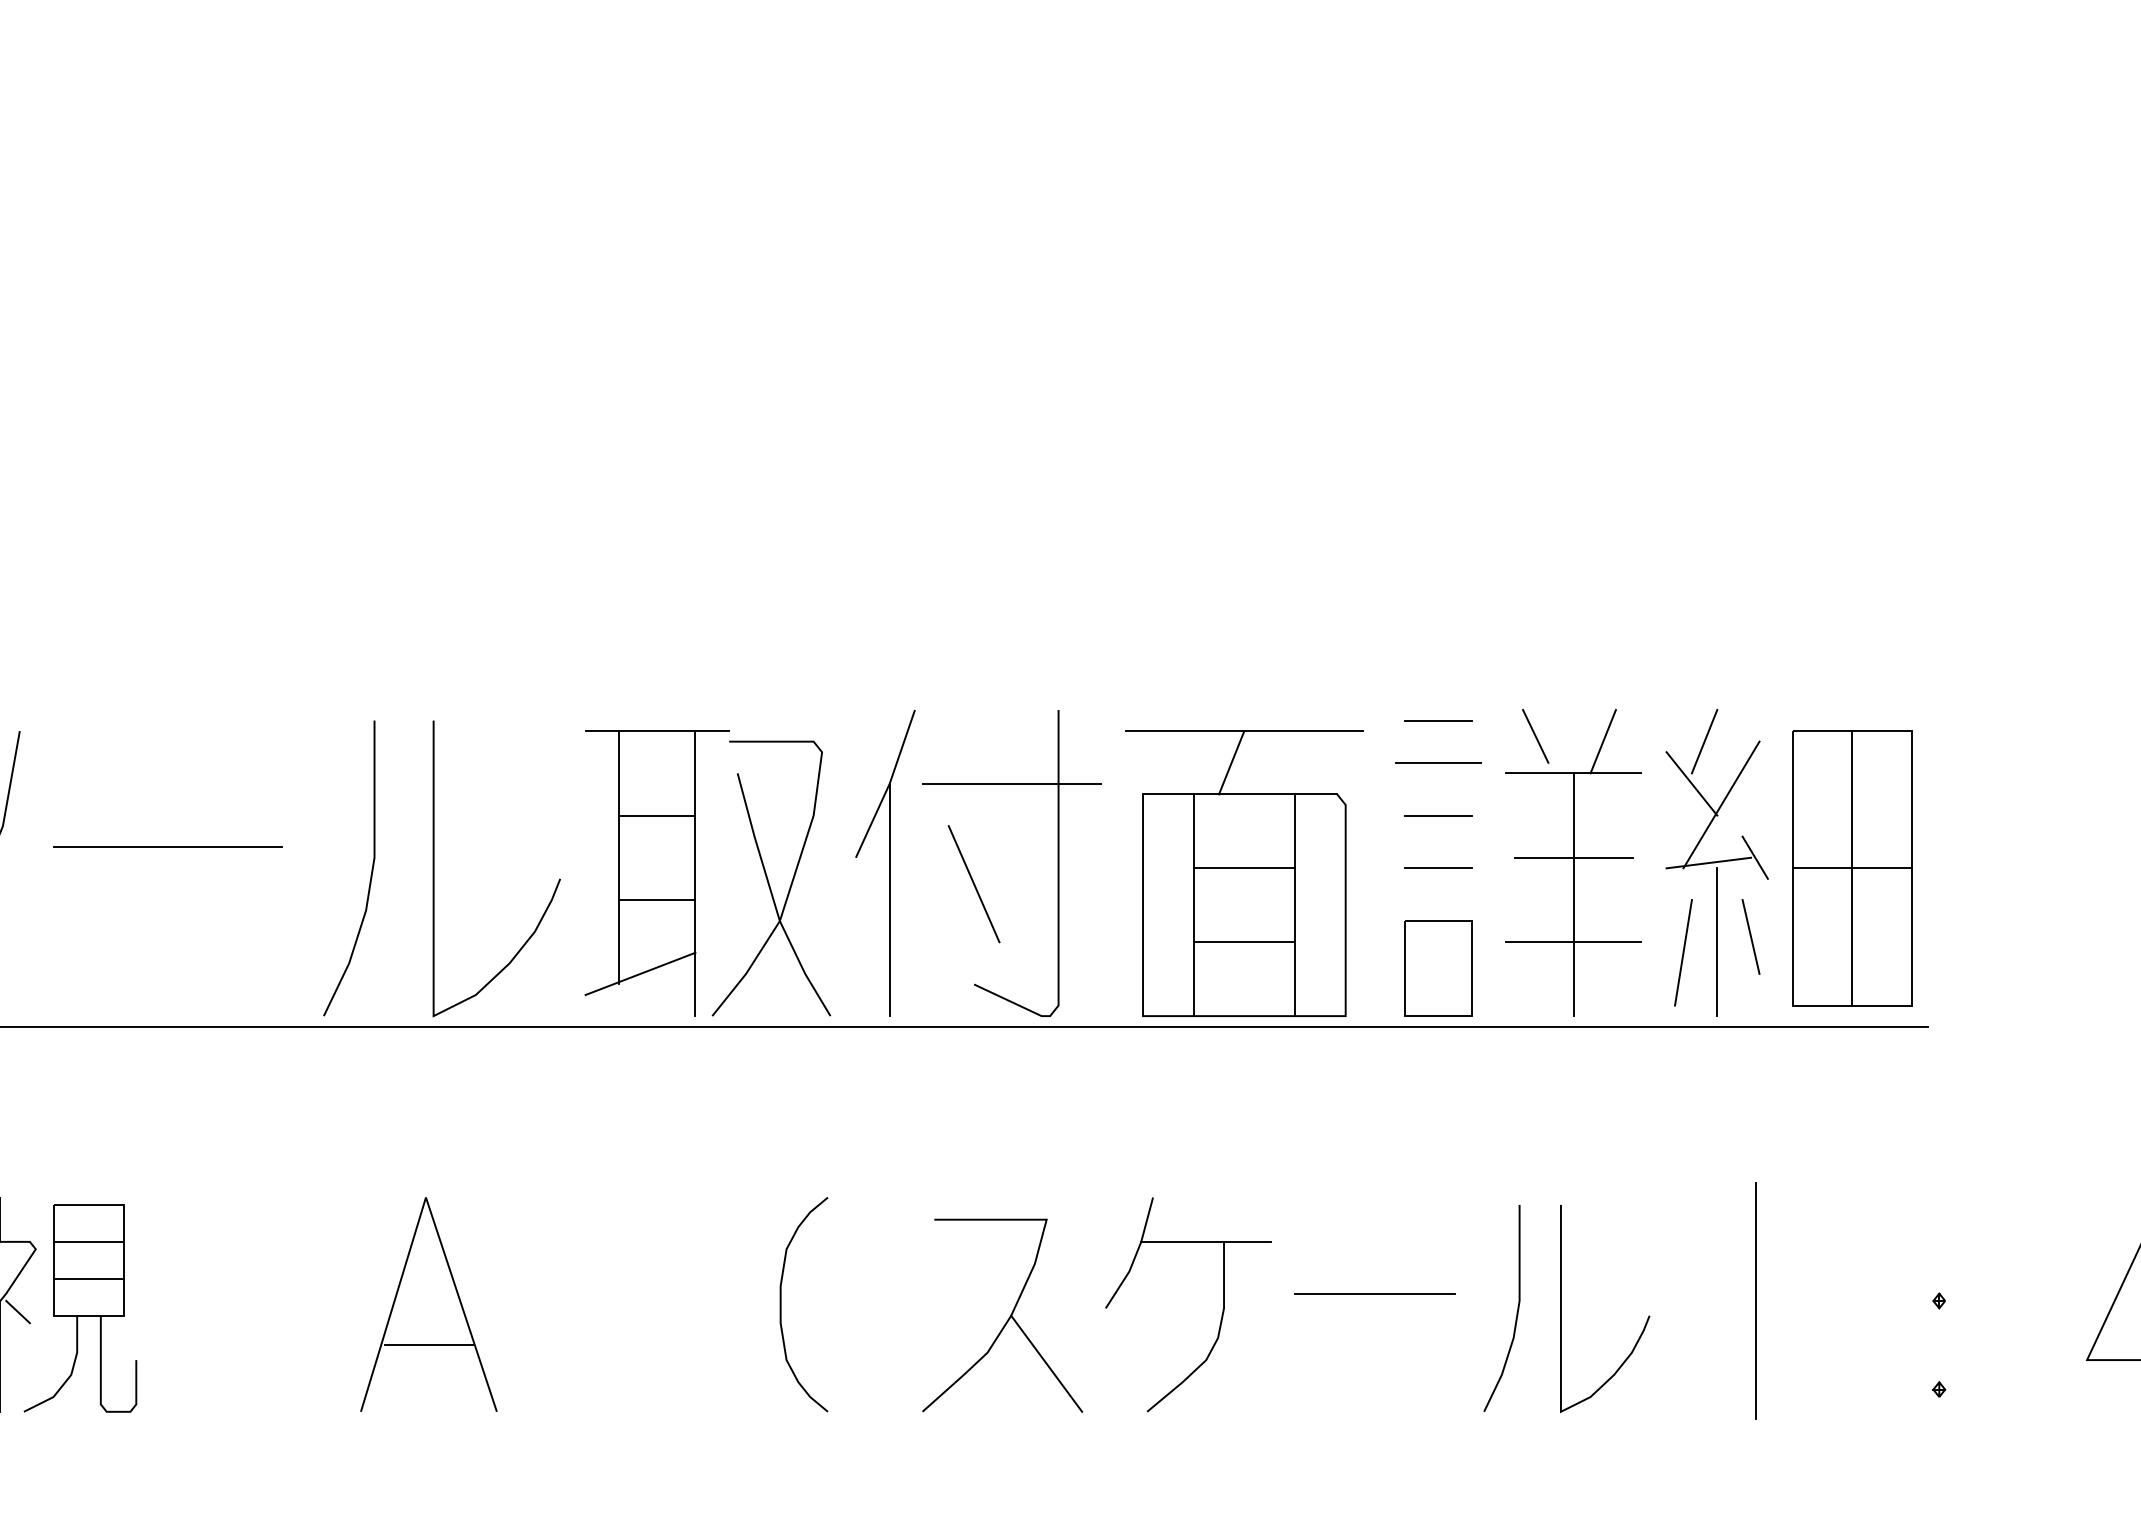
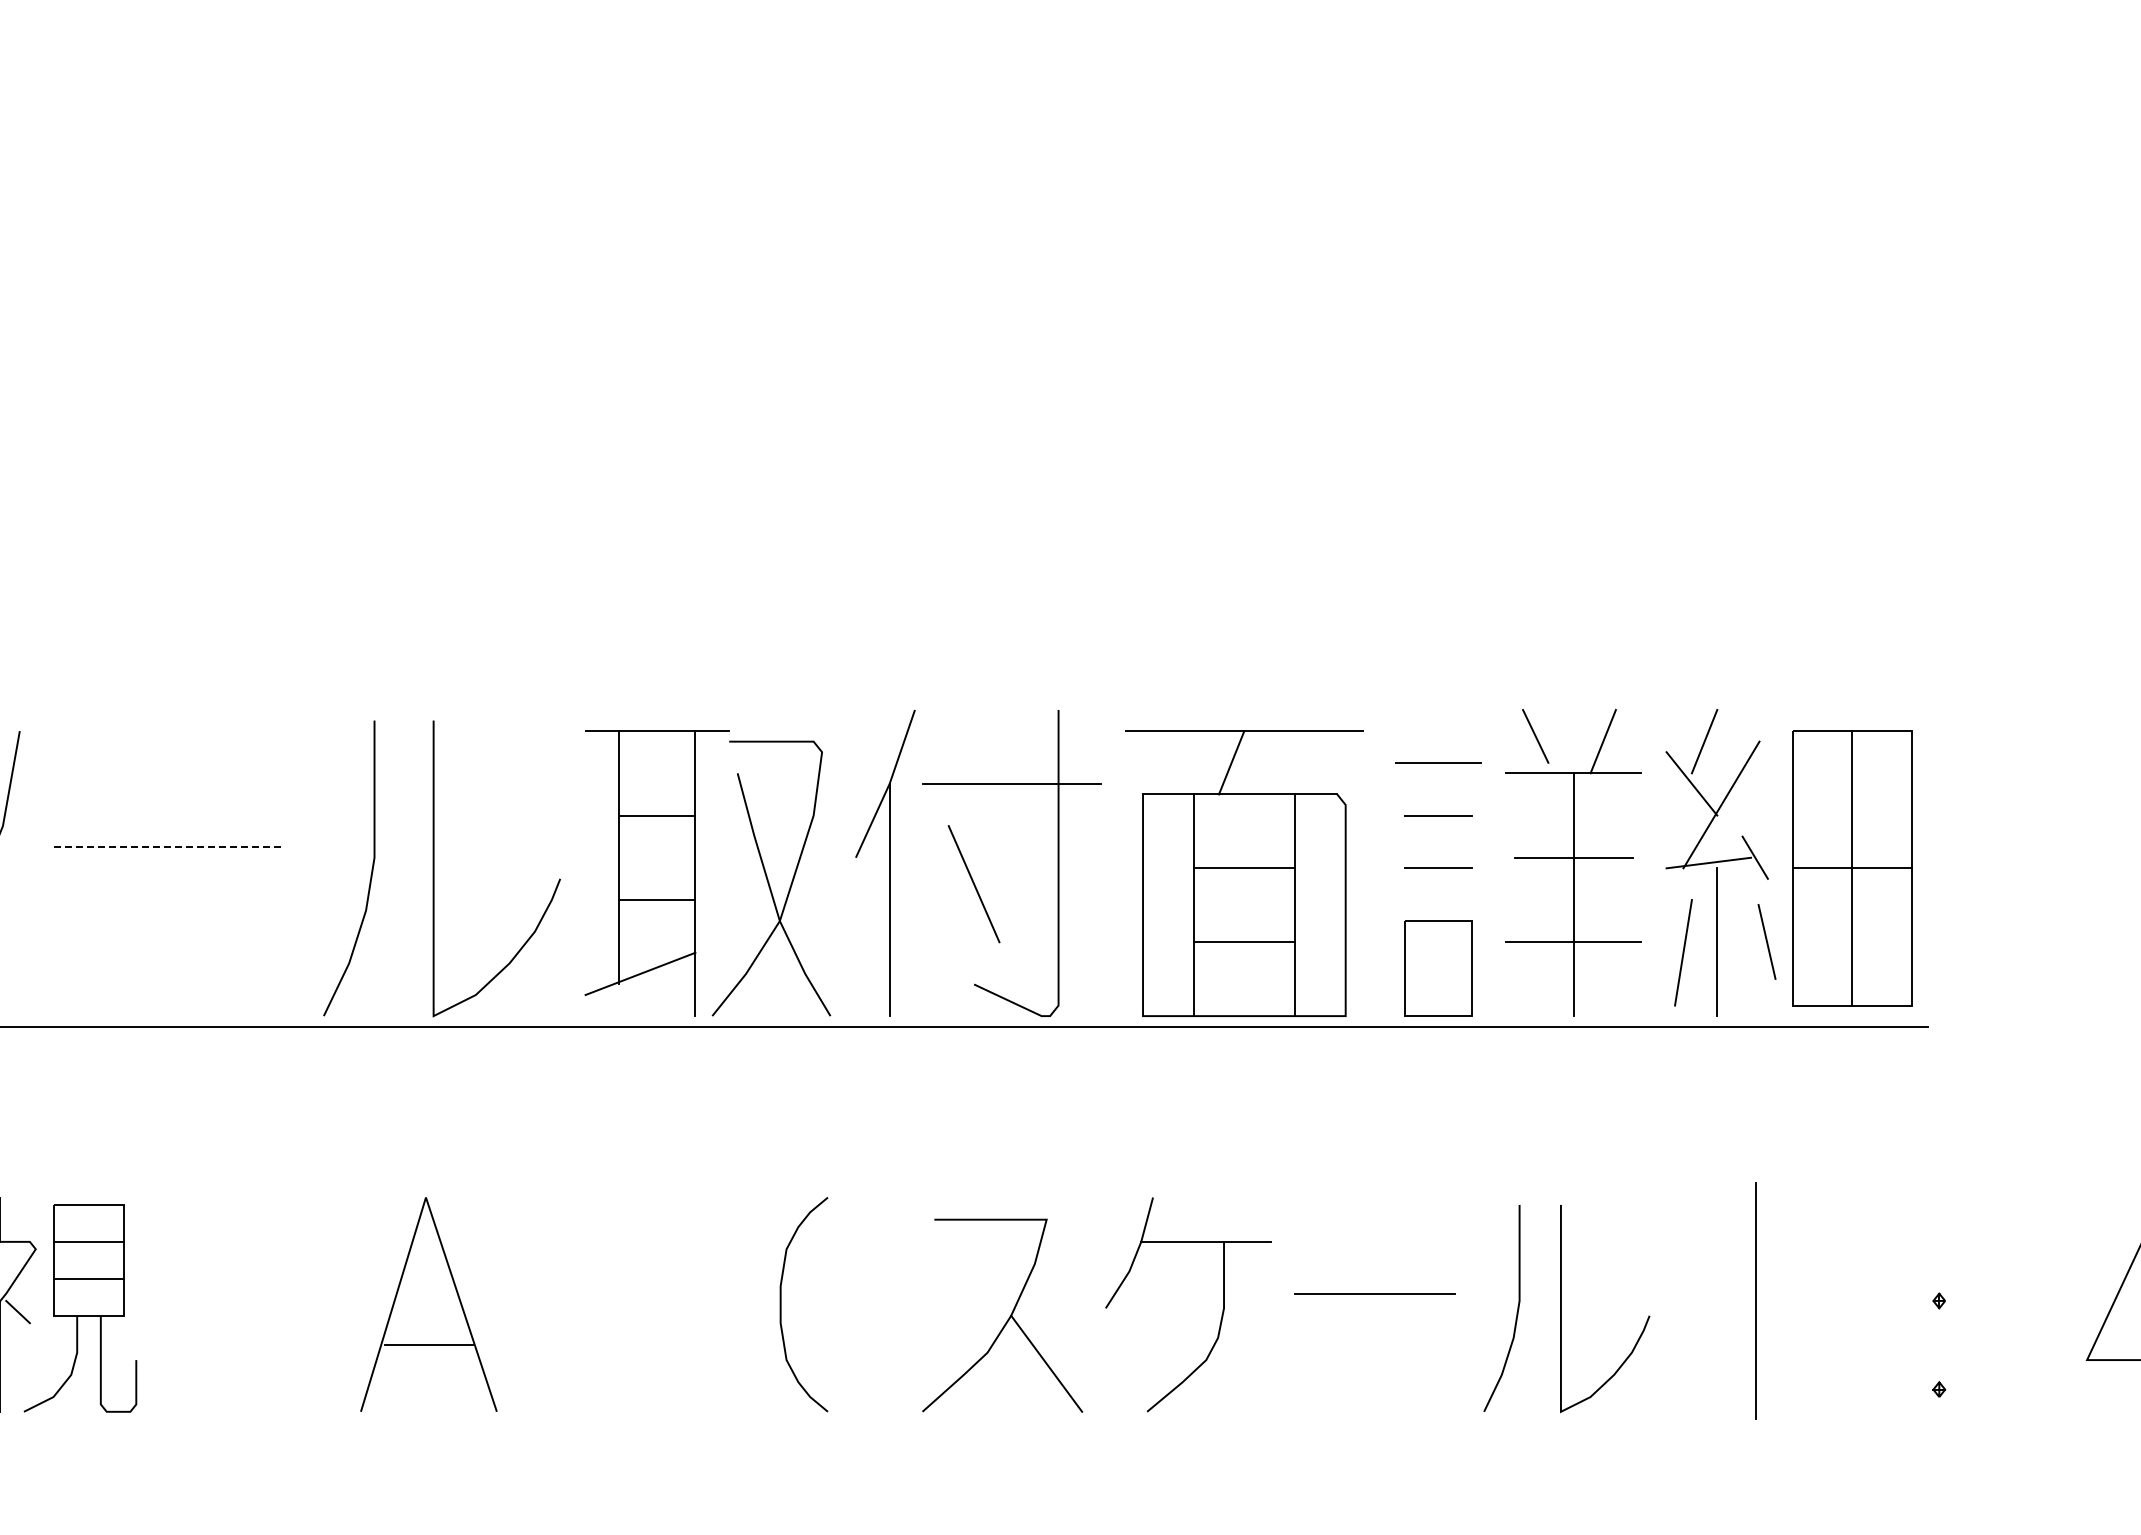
line: present -> none (1438, 720)
line: solid -> dashed (168, 847)
line position: (1750, 936) -> (1766, 941) (1766, 941)
